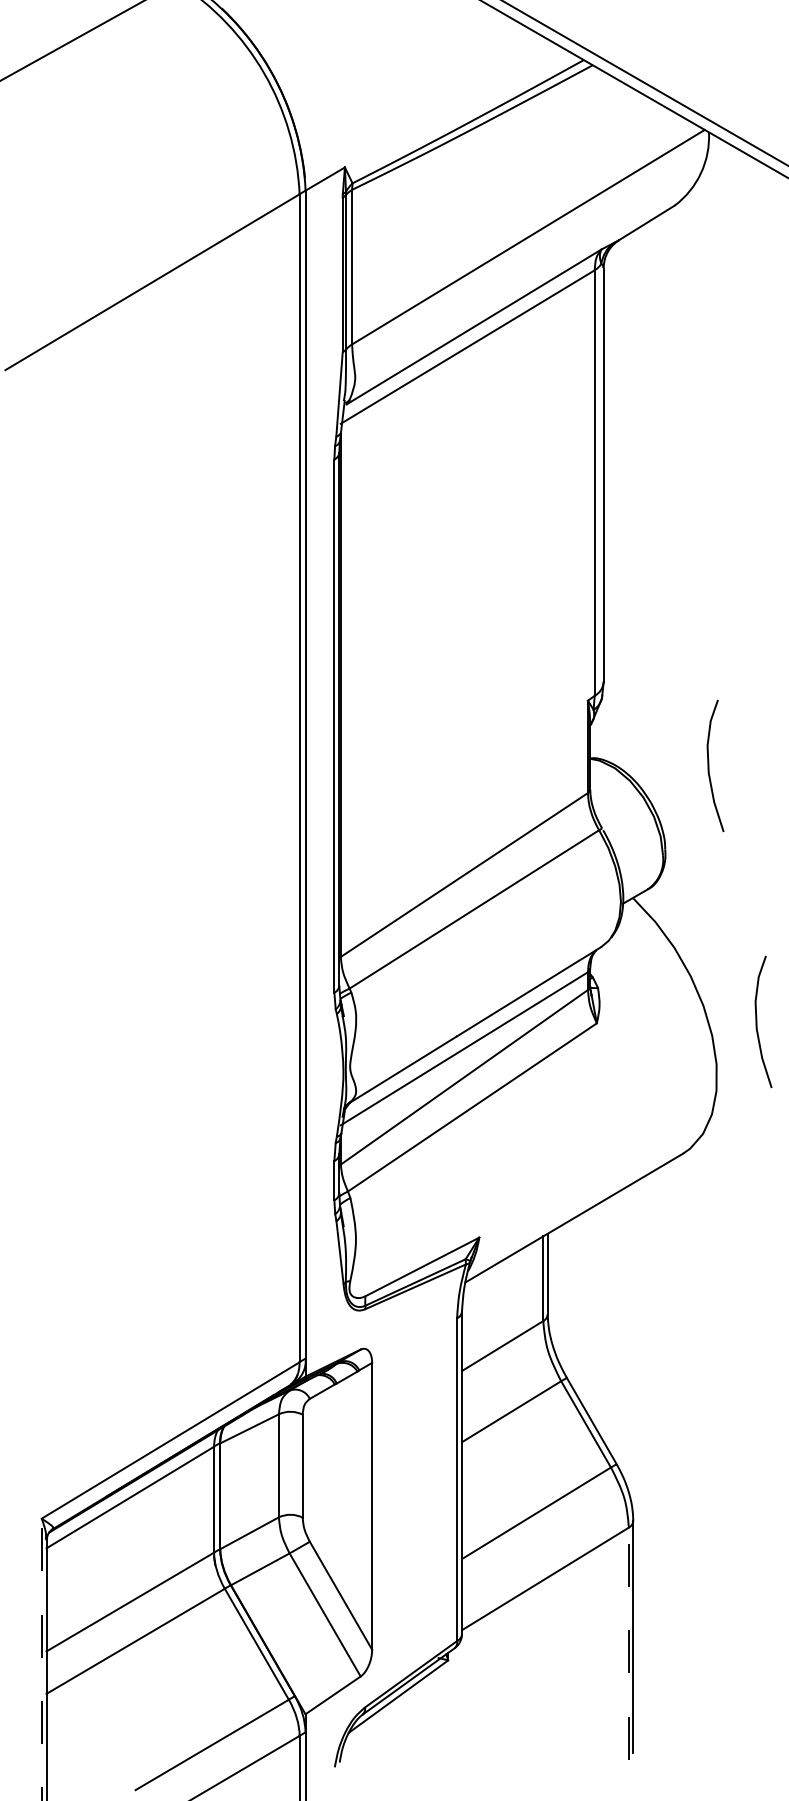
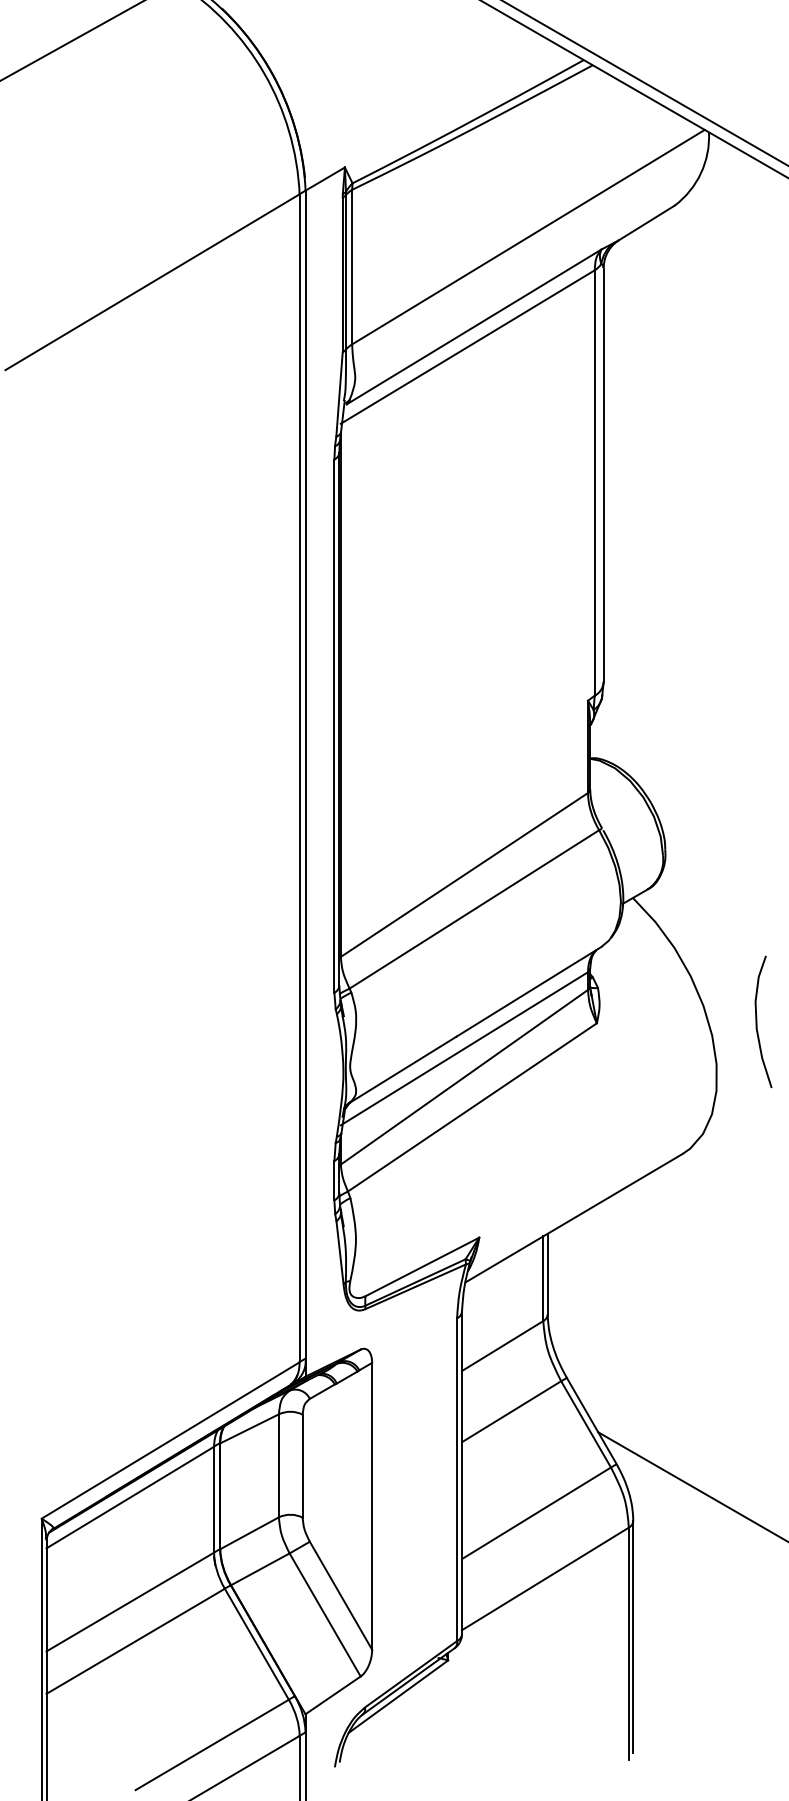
curve: present -> none (709, 765)
line: none -> present (691, 1486)
line: dashed -> solid (628, 1643)
line: dashed -> solid (41, 1659)
